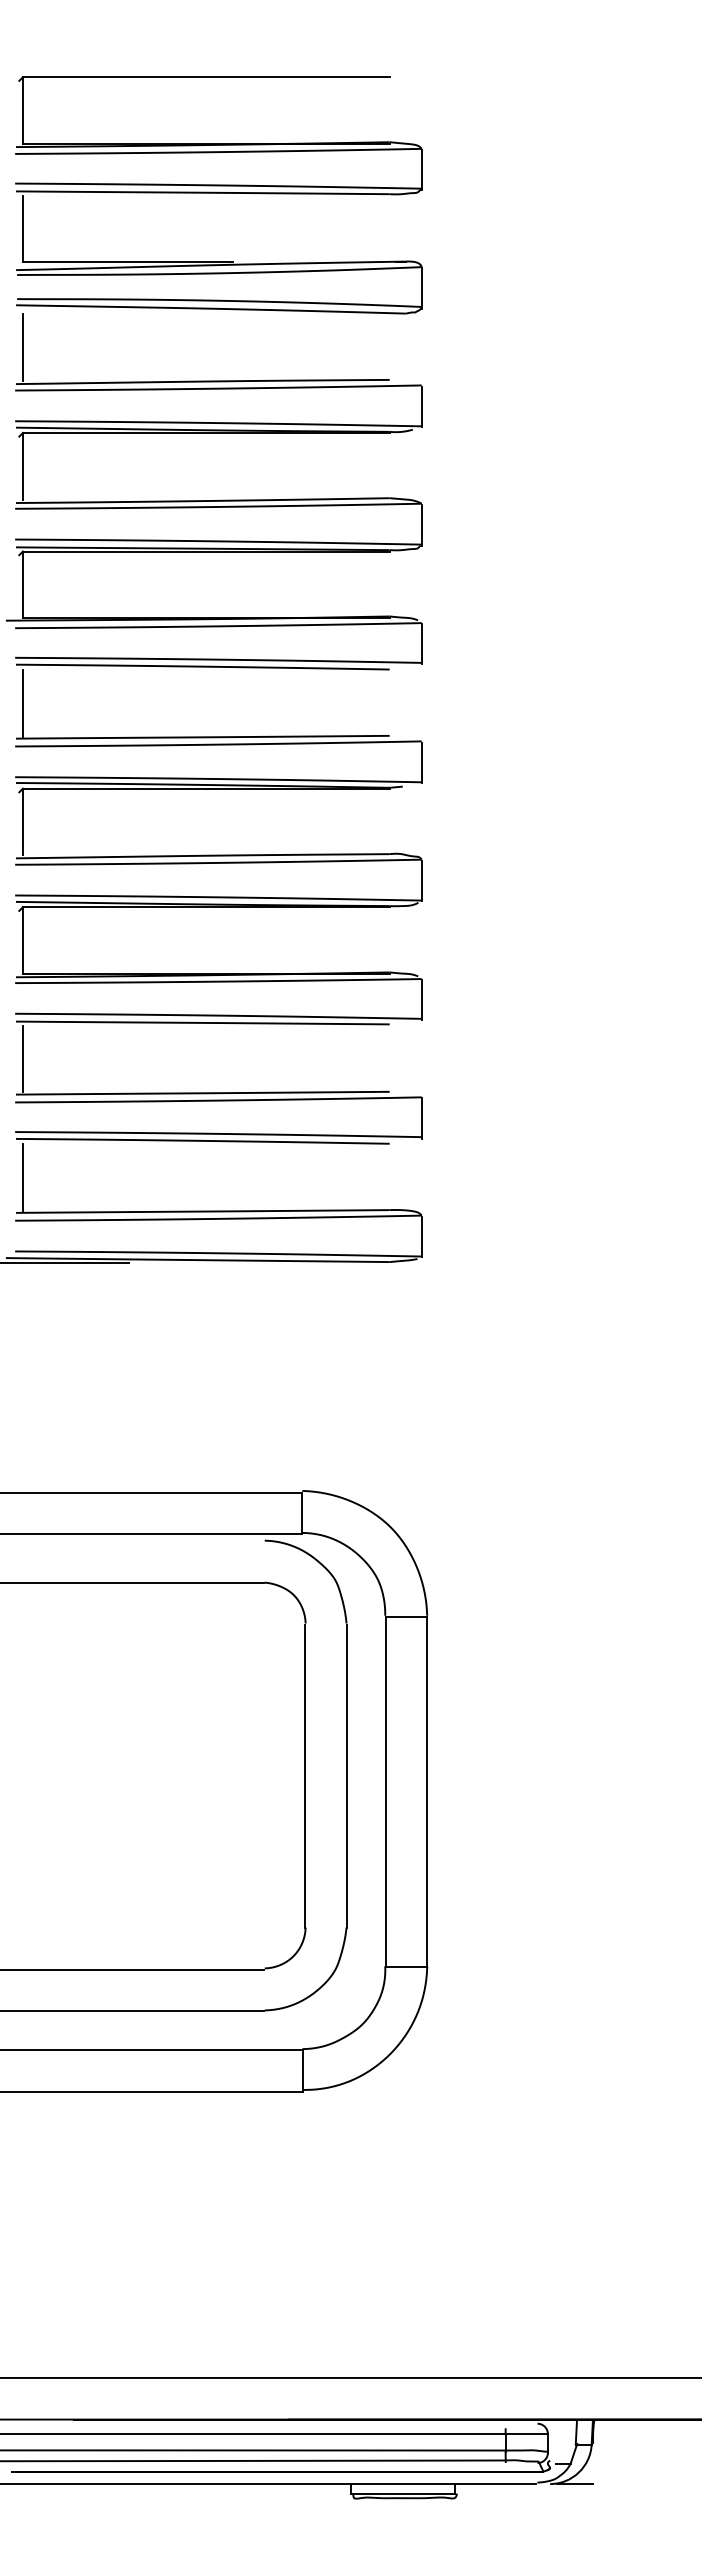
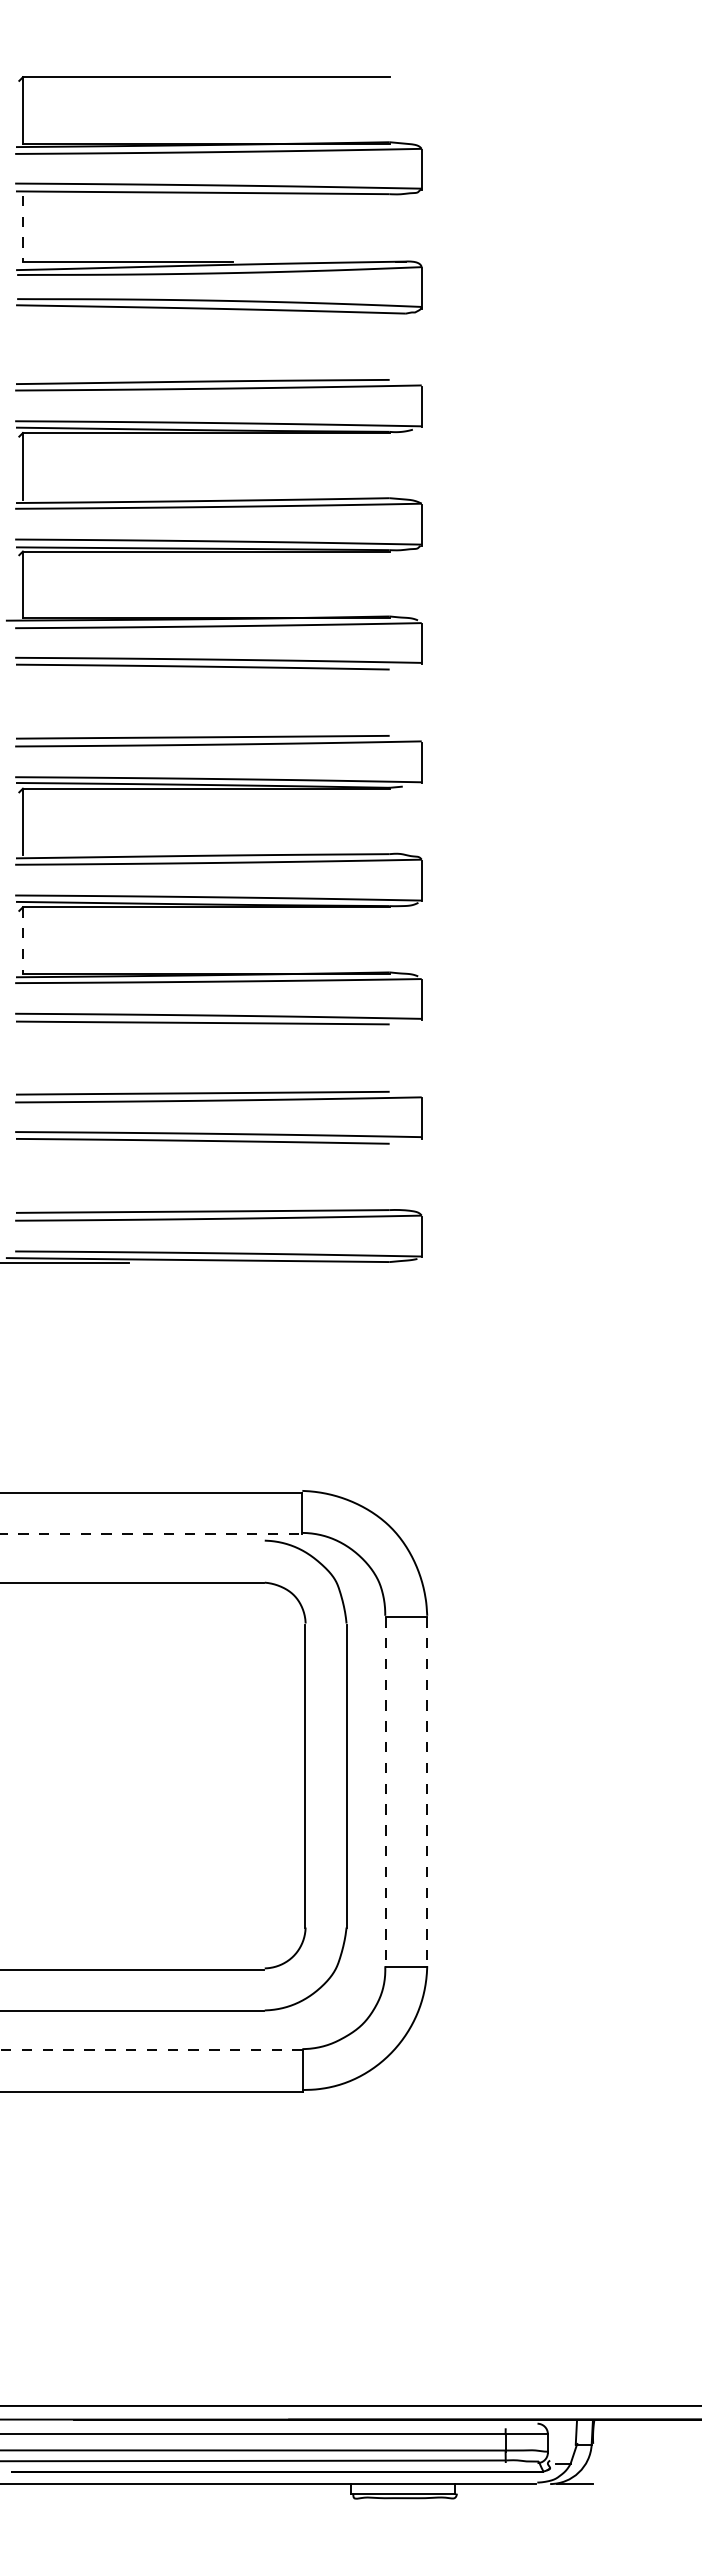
line: solid -> dashed (22, 229)
line: present -> none (22, 347)
line: present -> none (22, 703)
line: solid -> dashed (22, 941)
line: present -> none (22, 1058)
line: present -> none (22, 1177)
line: solid -> dashed (151, 1534)
line: solid -> dashed (385, 1792)
line: solid -> dashed (427, 1792)
line: solid -> dashed (151, 2050)
line position: (350, 2377) -> (350, 2405) (350, 2405)
